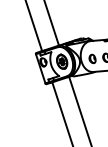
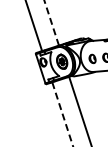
line: solid -> dashed (51, 22)
line: solid -> dashed (62, 114)
